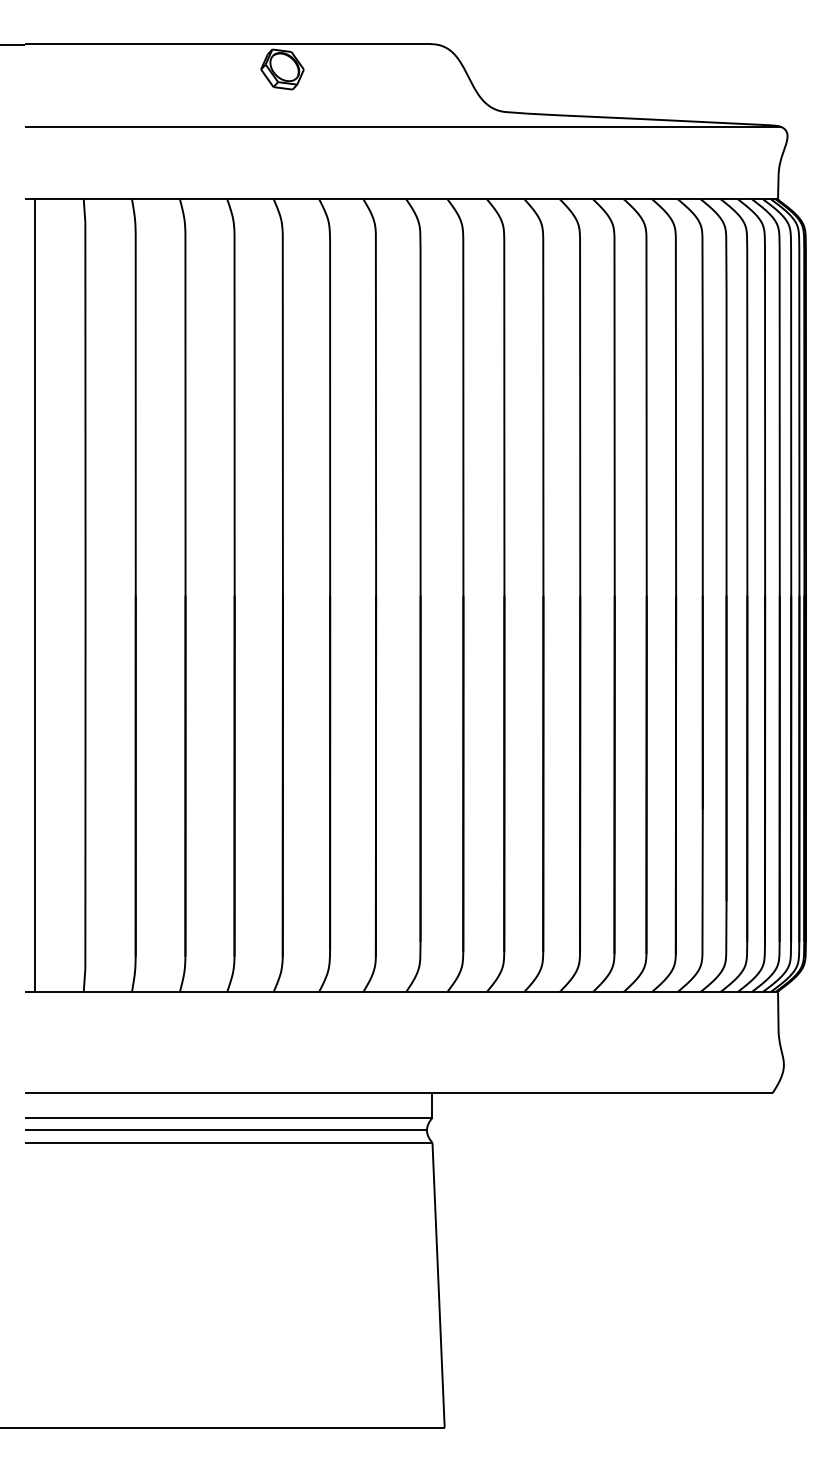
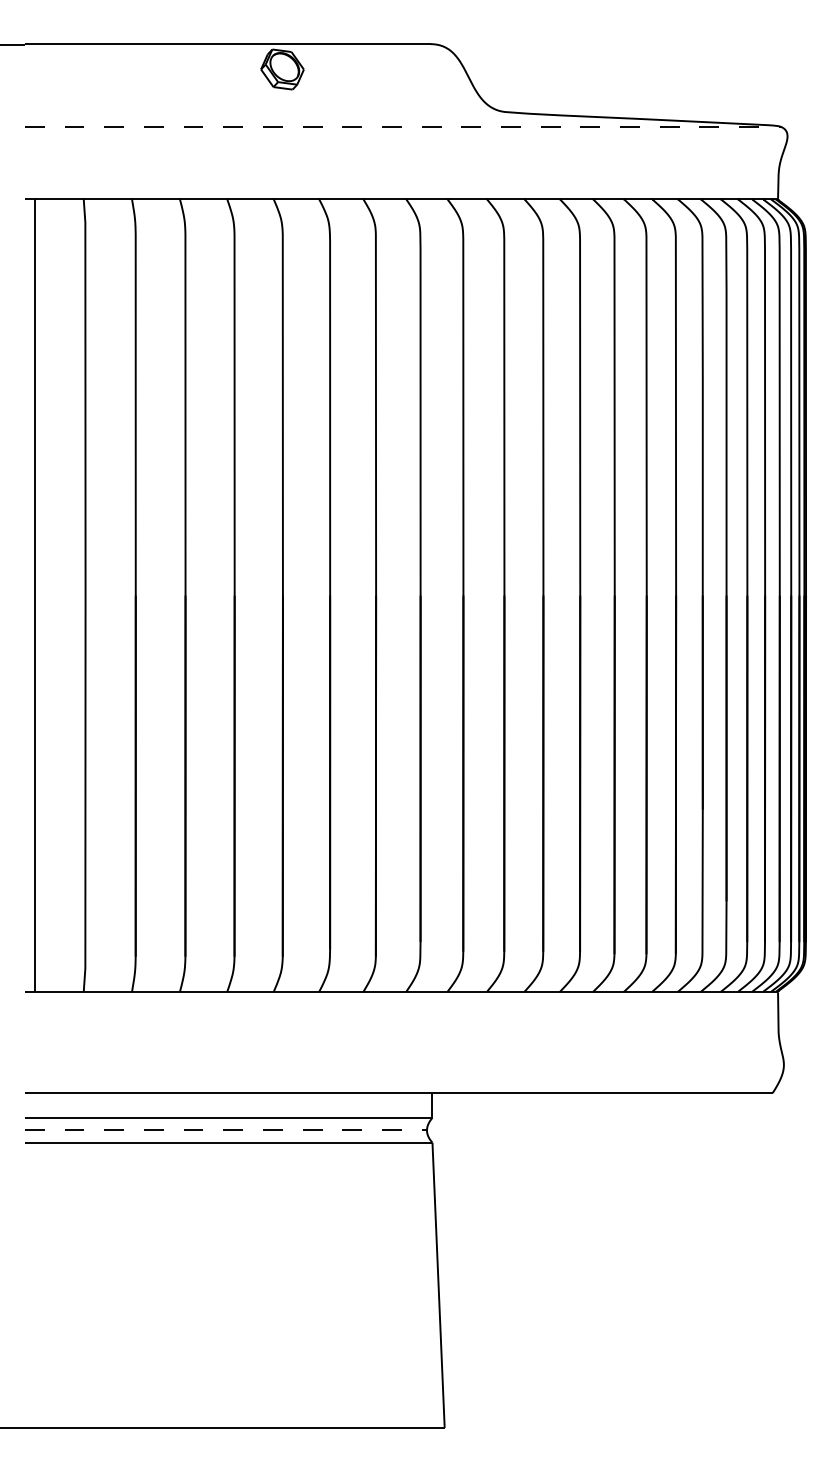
line: solid -> dashed (403, 127)
line: solid -> dashed (226, 1130)
